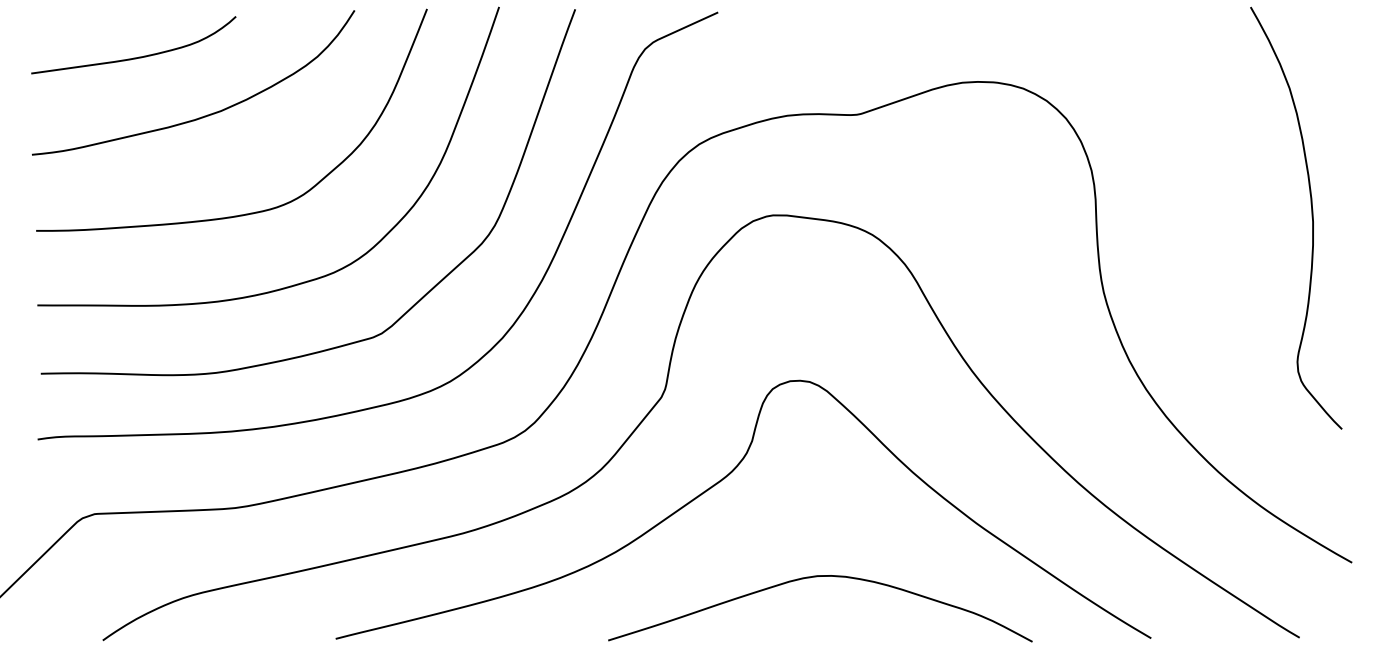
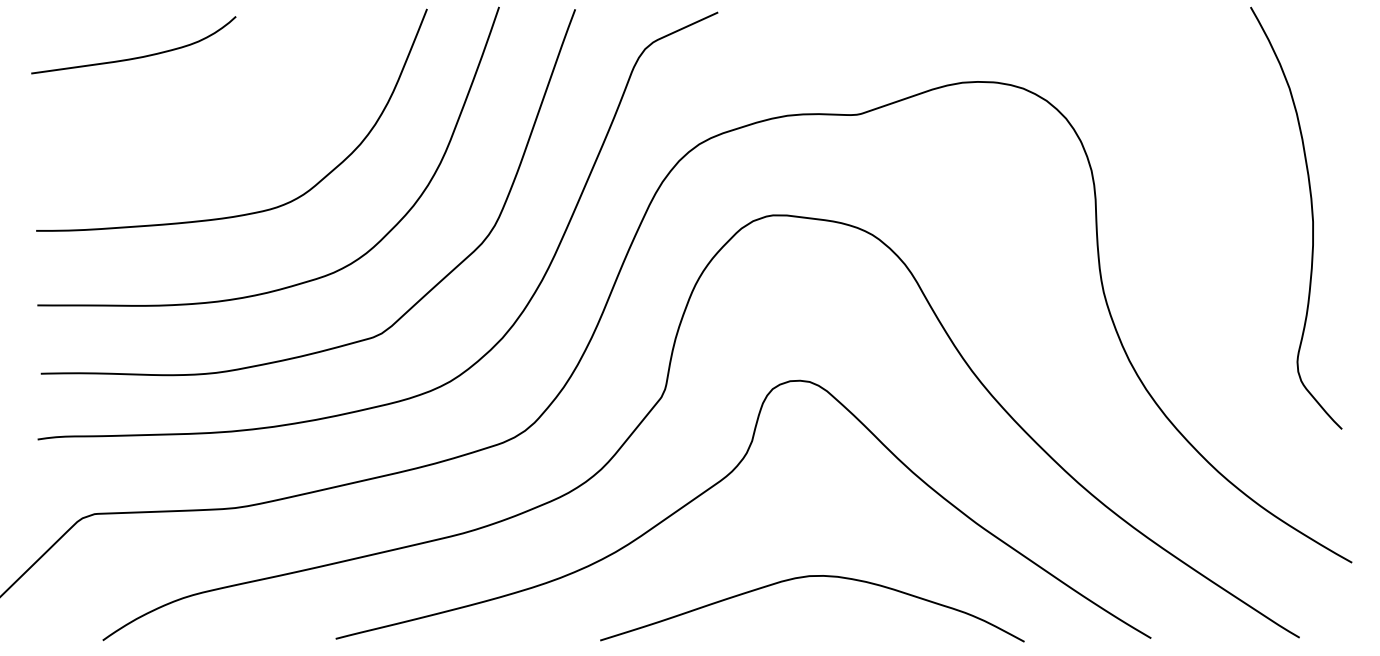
curve: present -> none (204, 115)
curve position: (816, 577) -> (808, 577) (808, 577)
